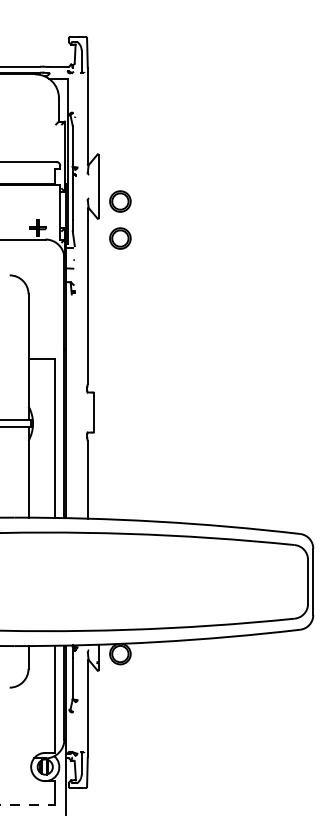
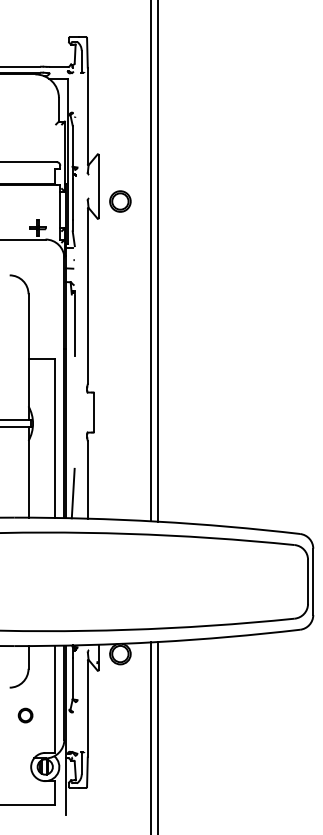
part: present -> none (120, 238)
line: none -> present (150, 261)
line: none -> present (158, 261)
line: none -> present (74, 325)
line: none -> present (72, 493)
part: none -> present (25, 715)
line: none -> present (150, 736)
line: none -> present (158, 736)
line: dashed -> solid (28, 804)
